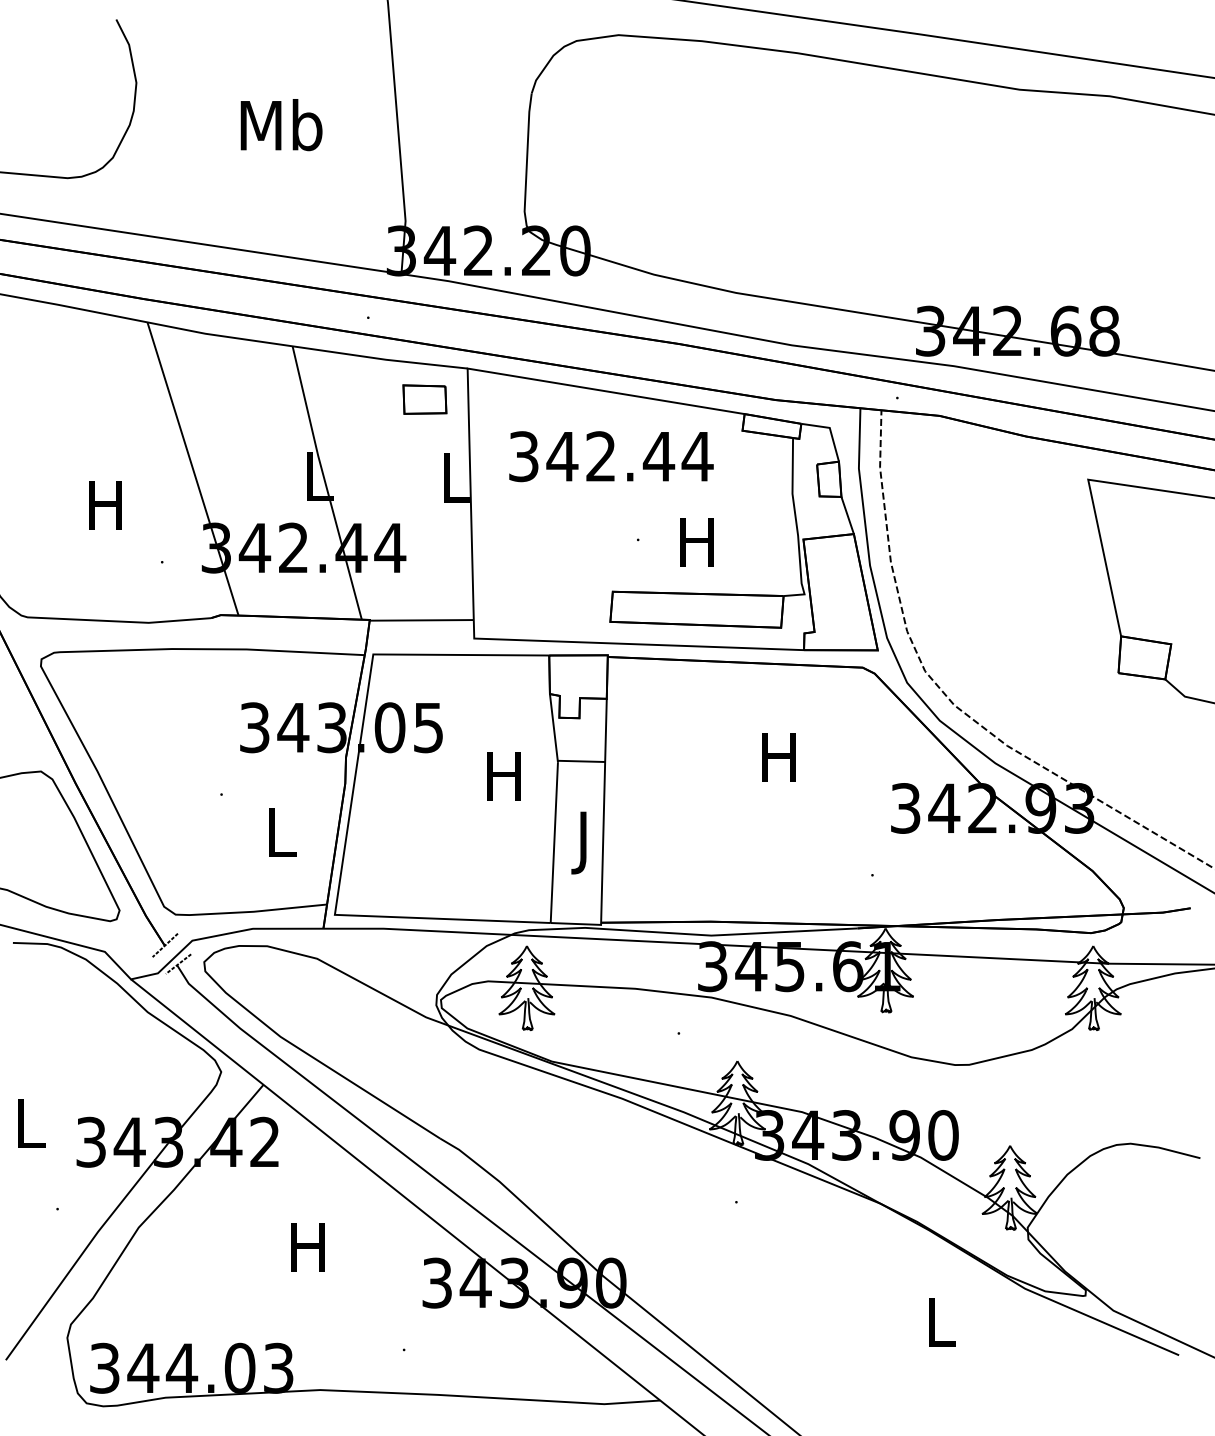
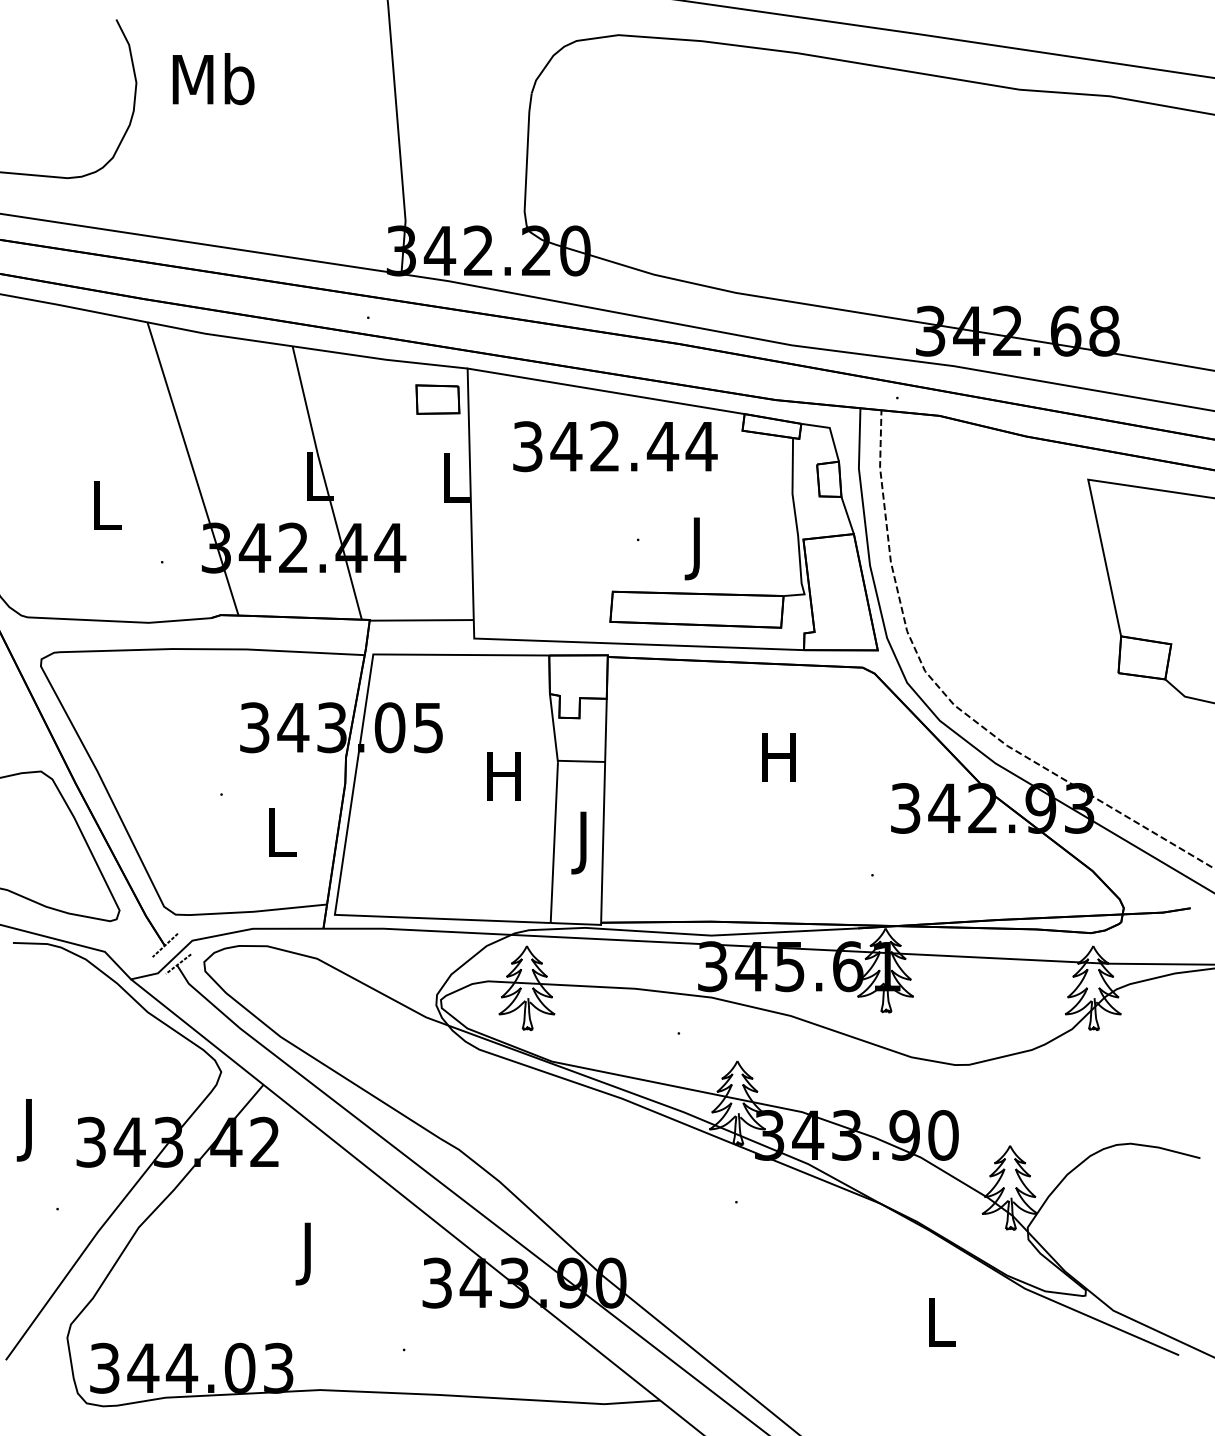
text position: (281, 125) -> (213, 79) (213, 79)
part position: (424, 399) -> (437, 399) (437, 399)
text position: (611, 456) -> (615, 446) (615, 446)
text: H -> L (105, 505)
text: H -> J (696, 548)
text: L -> J (30, 1130)
text: H -> J (307, 1253)
